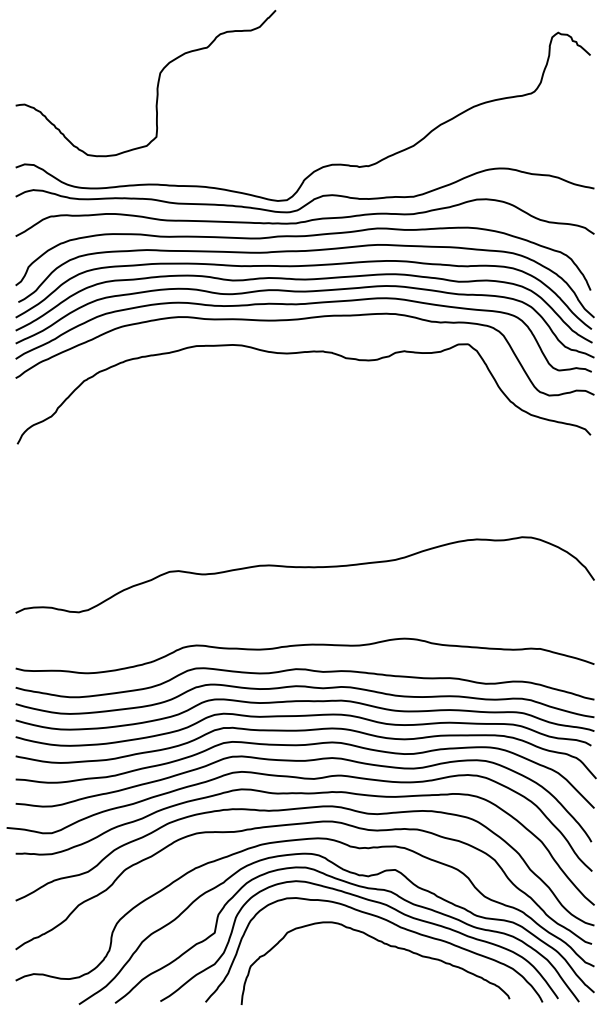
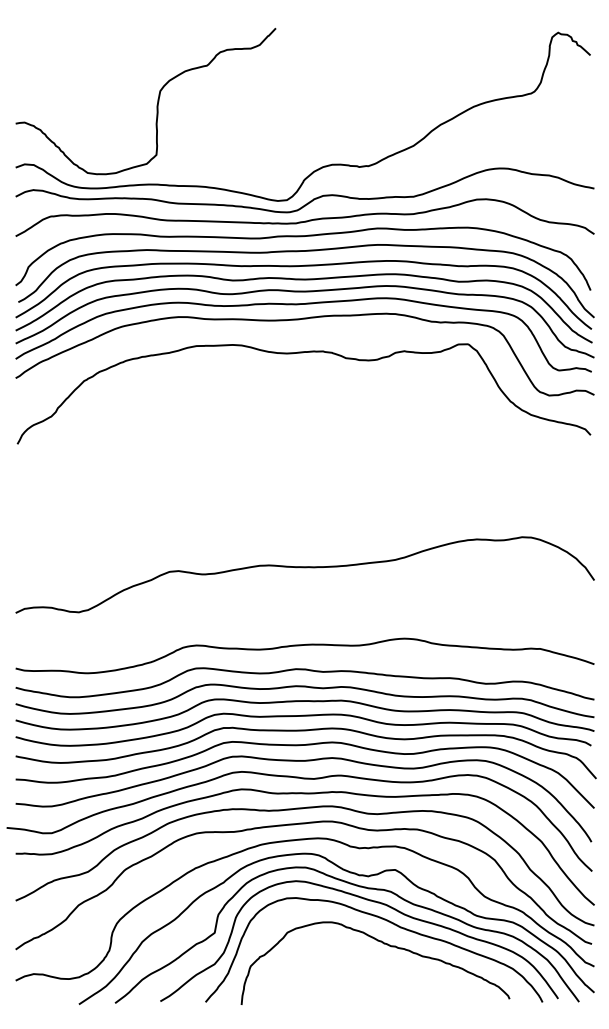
curve position: (156, 86) -> (156, 104) (156, 104)
